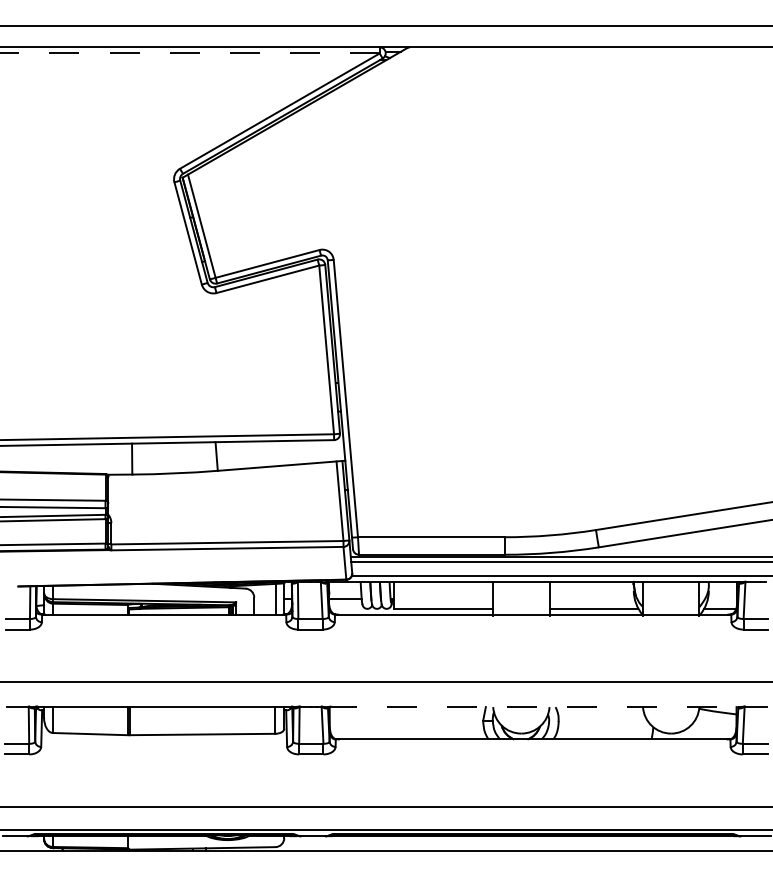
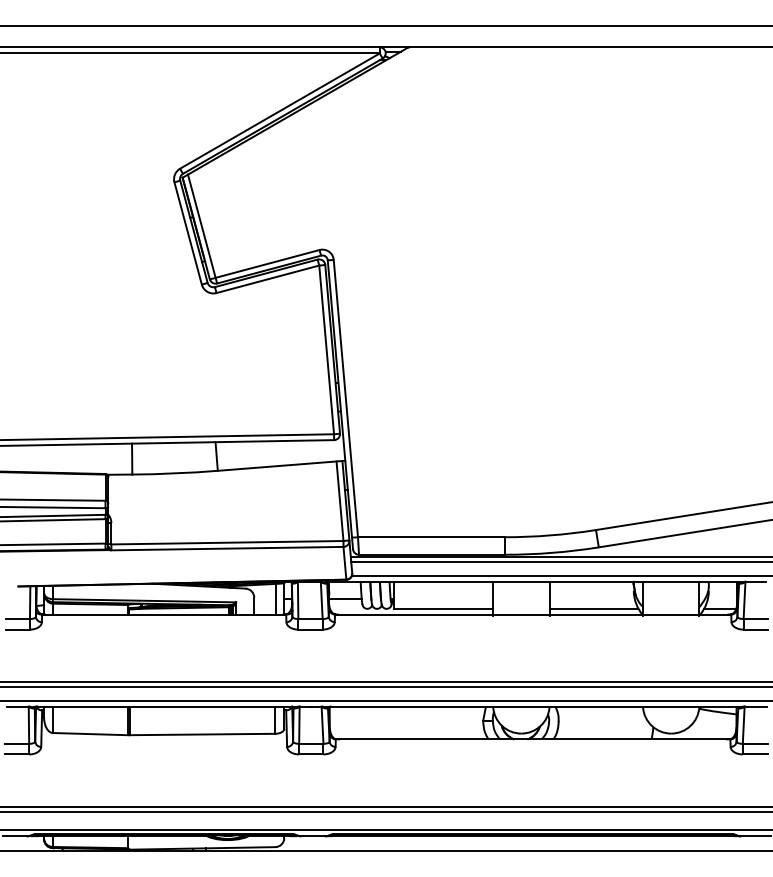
line: dashed -> solid (189, 53)
line: none -> present (385, 686)
line: none -> present (385, 701)
line: dashed -> solid (533, 707)
line: none -> present (385, 811)
